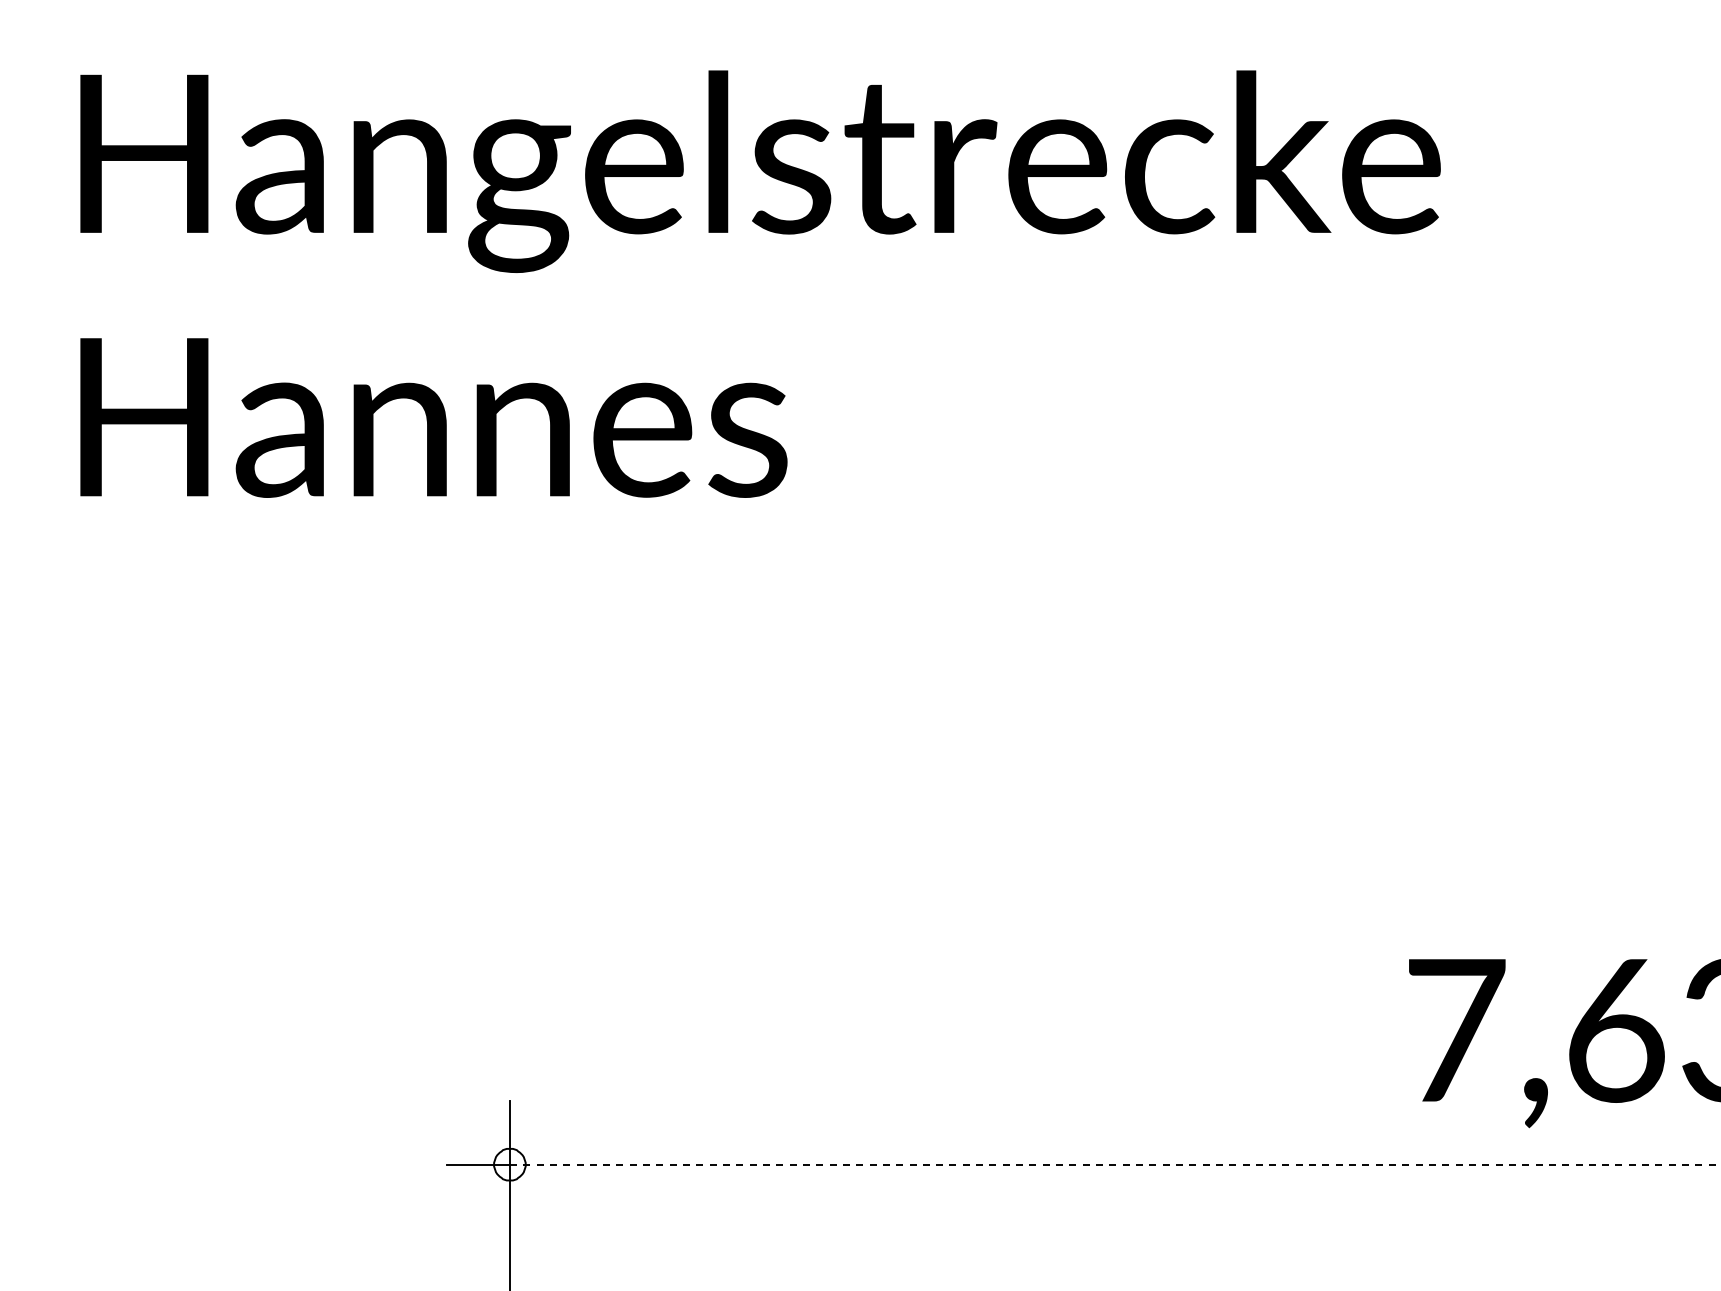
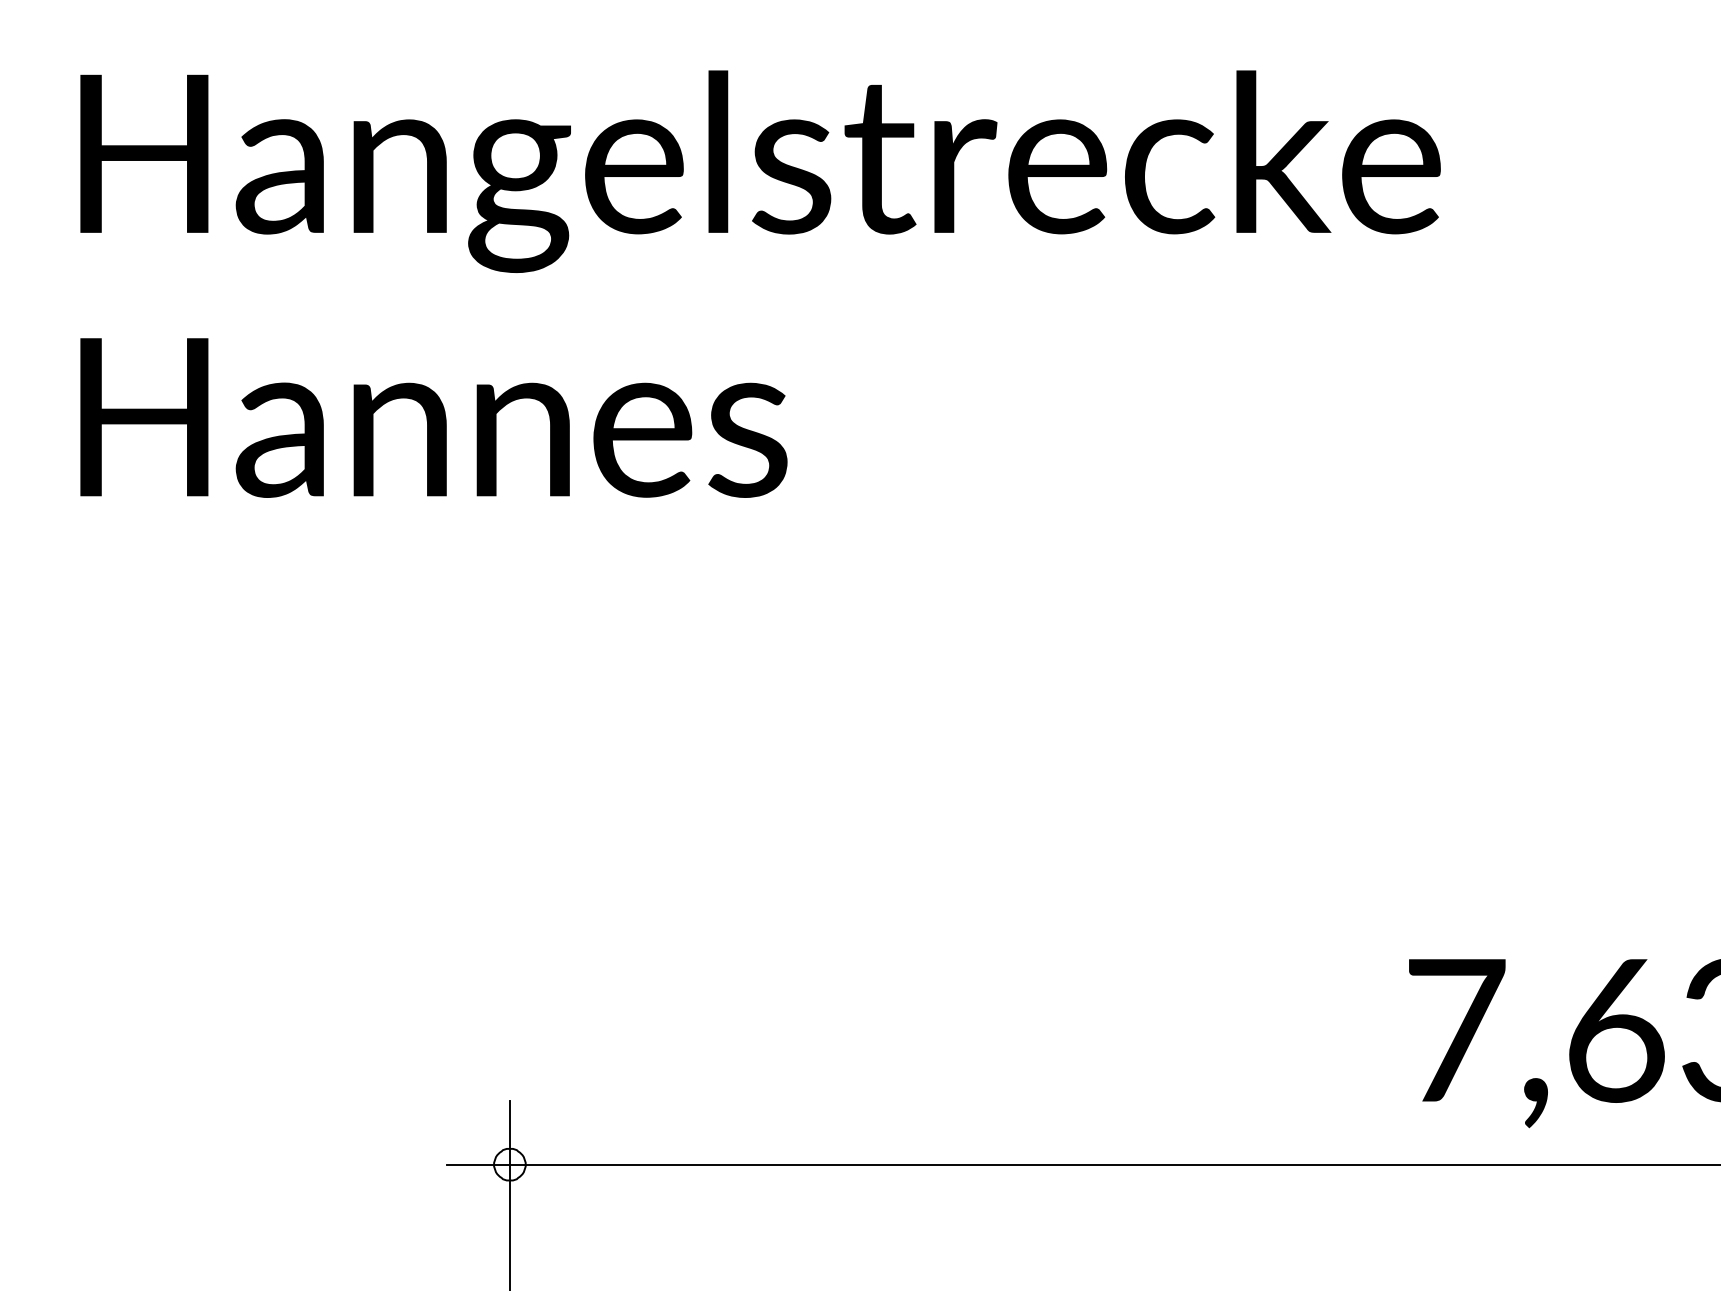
line: dashed -> solid (1115, 1164)
